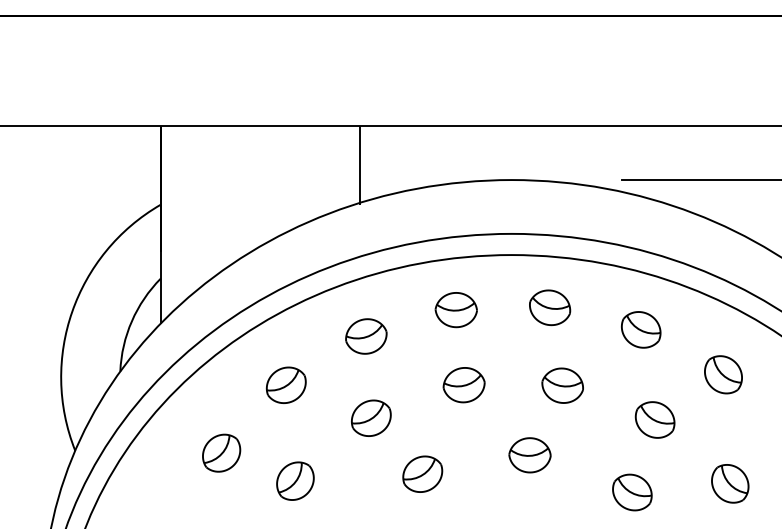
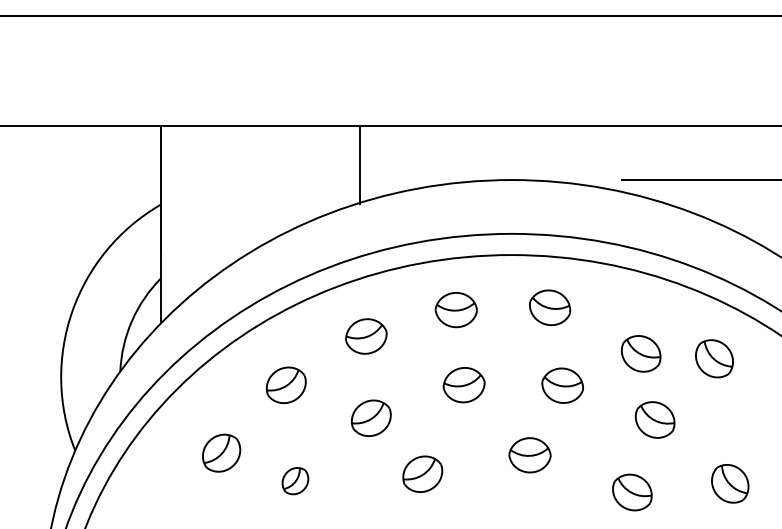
part position: (641, 329) -> (641, 353) (641, 353)
part position: (723, 374) -> (714, 358) (714, 358)
part size: 39x40 px -> 29x29 px (295, 481)
